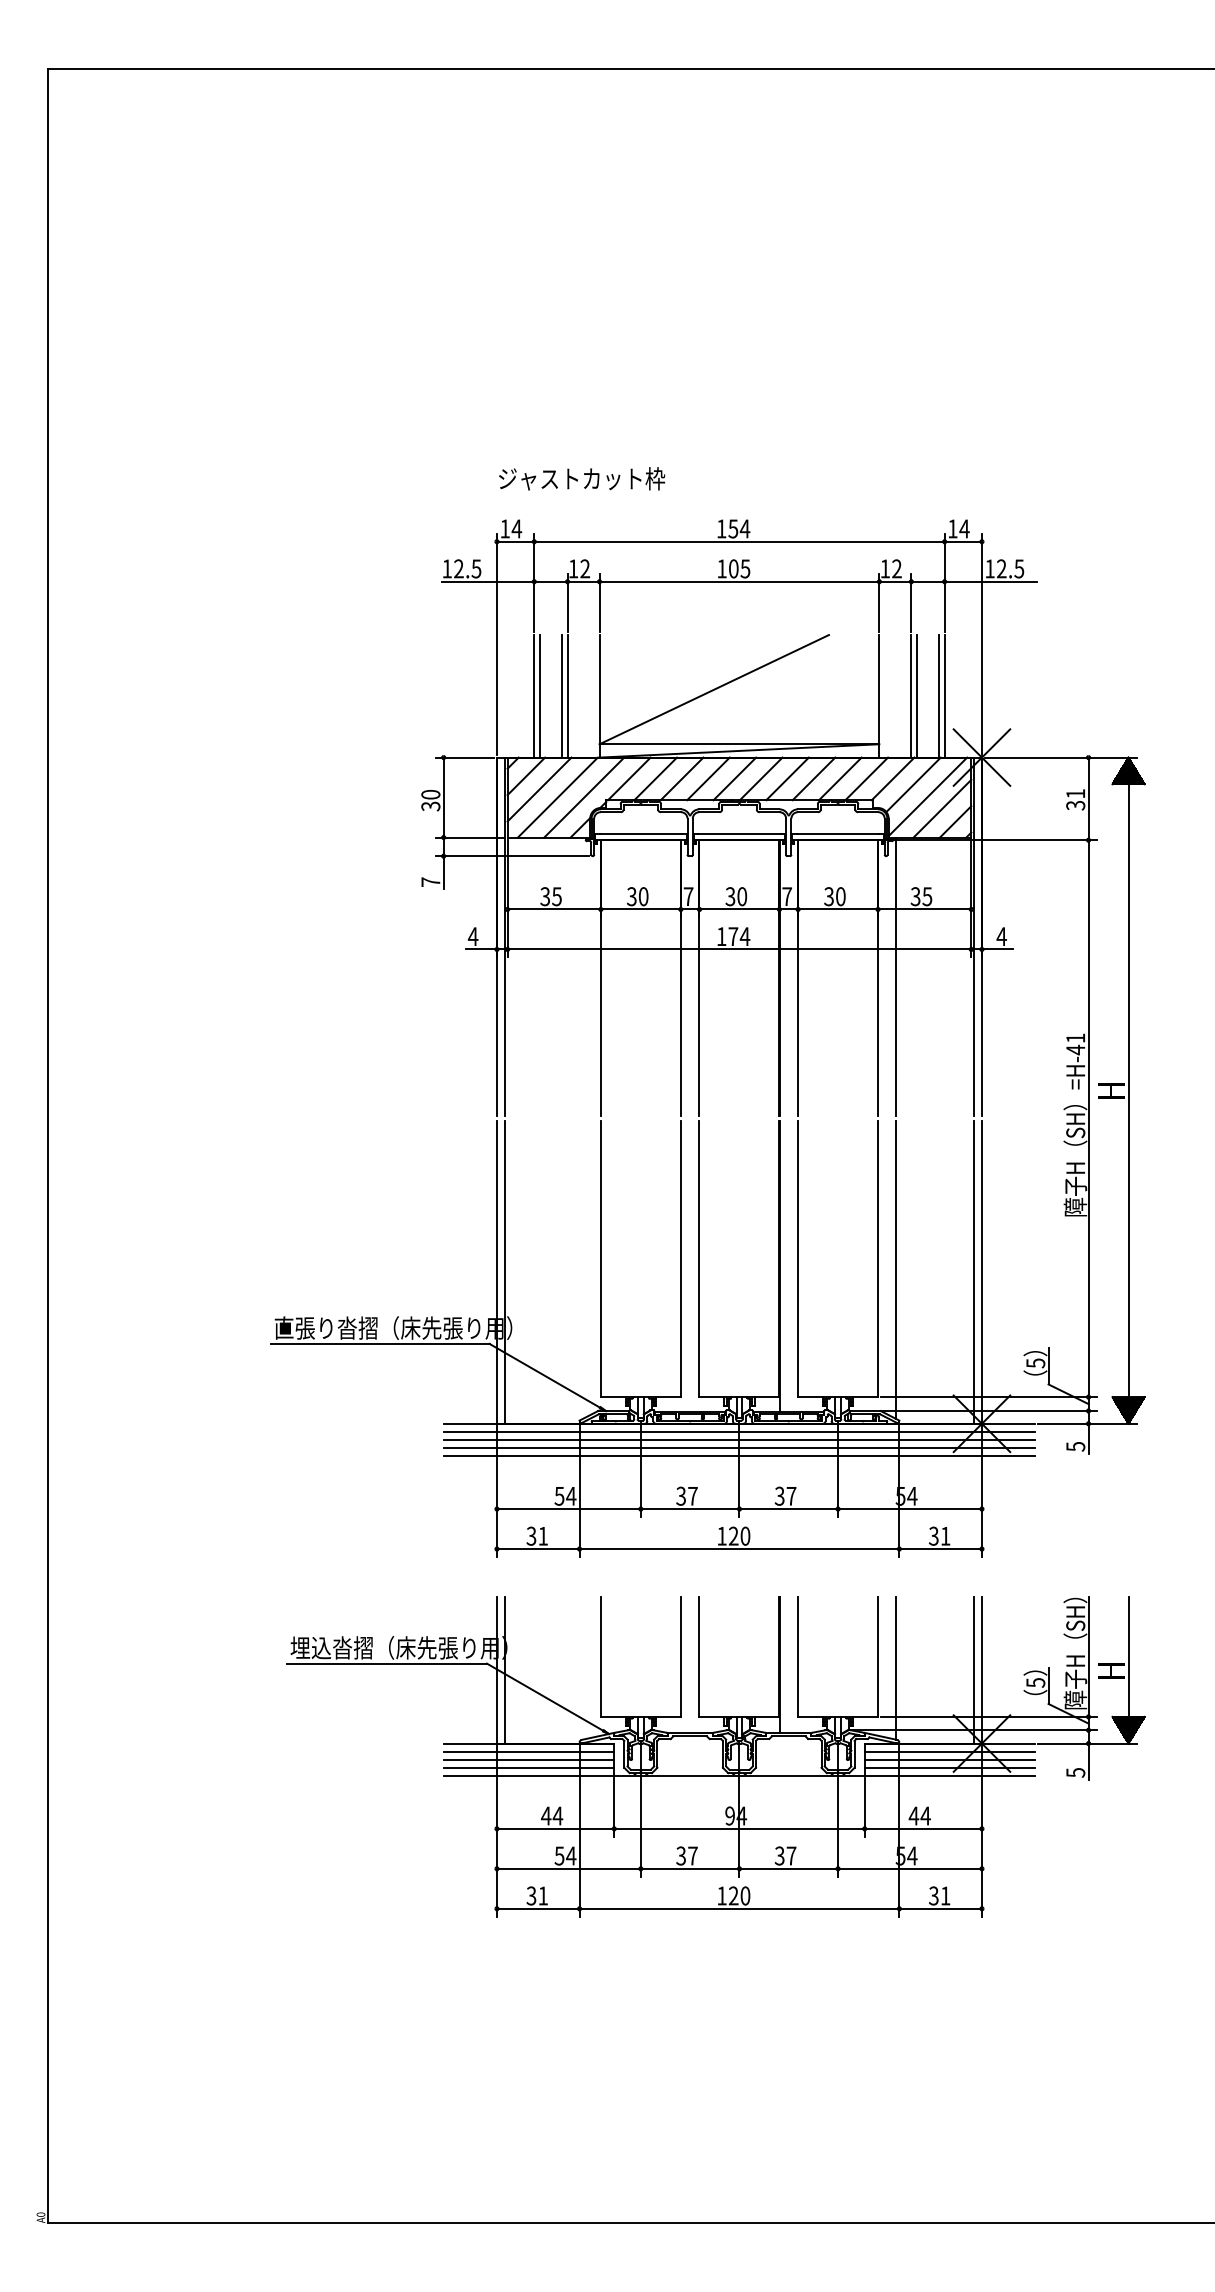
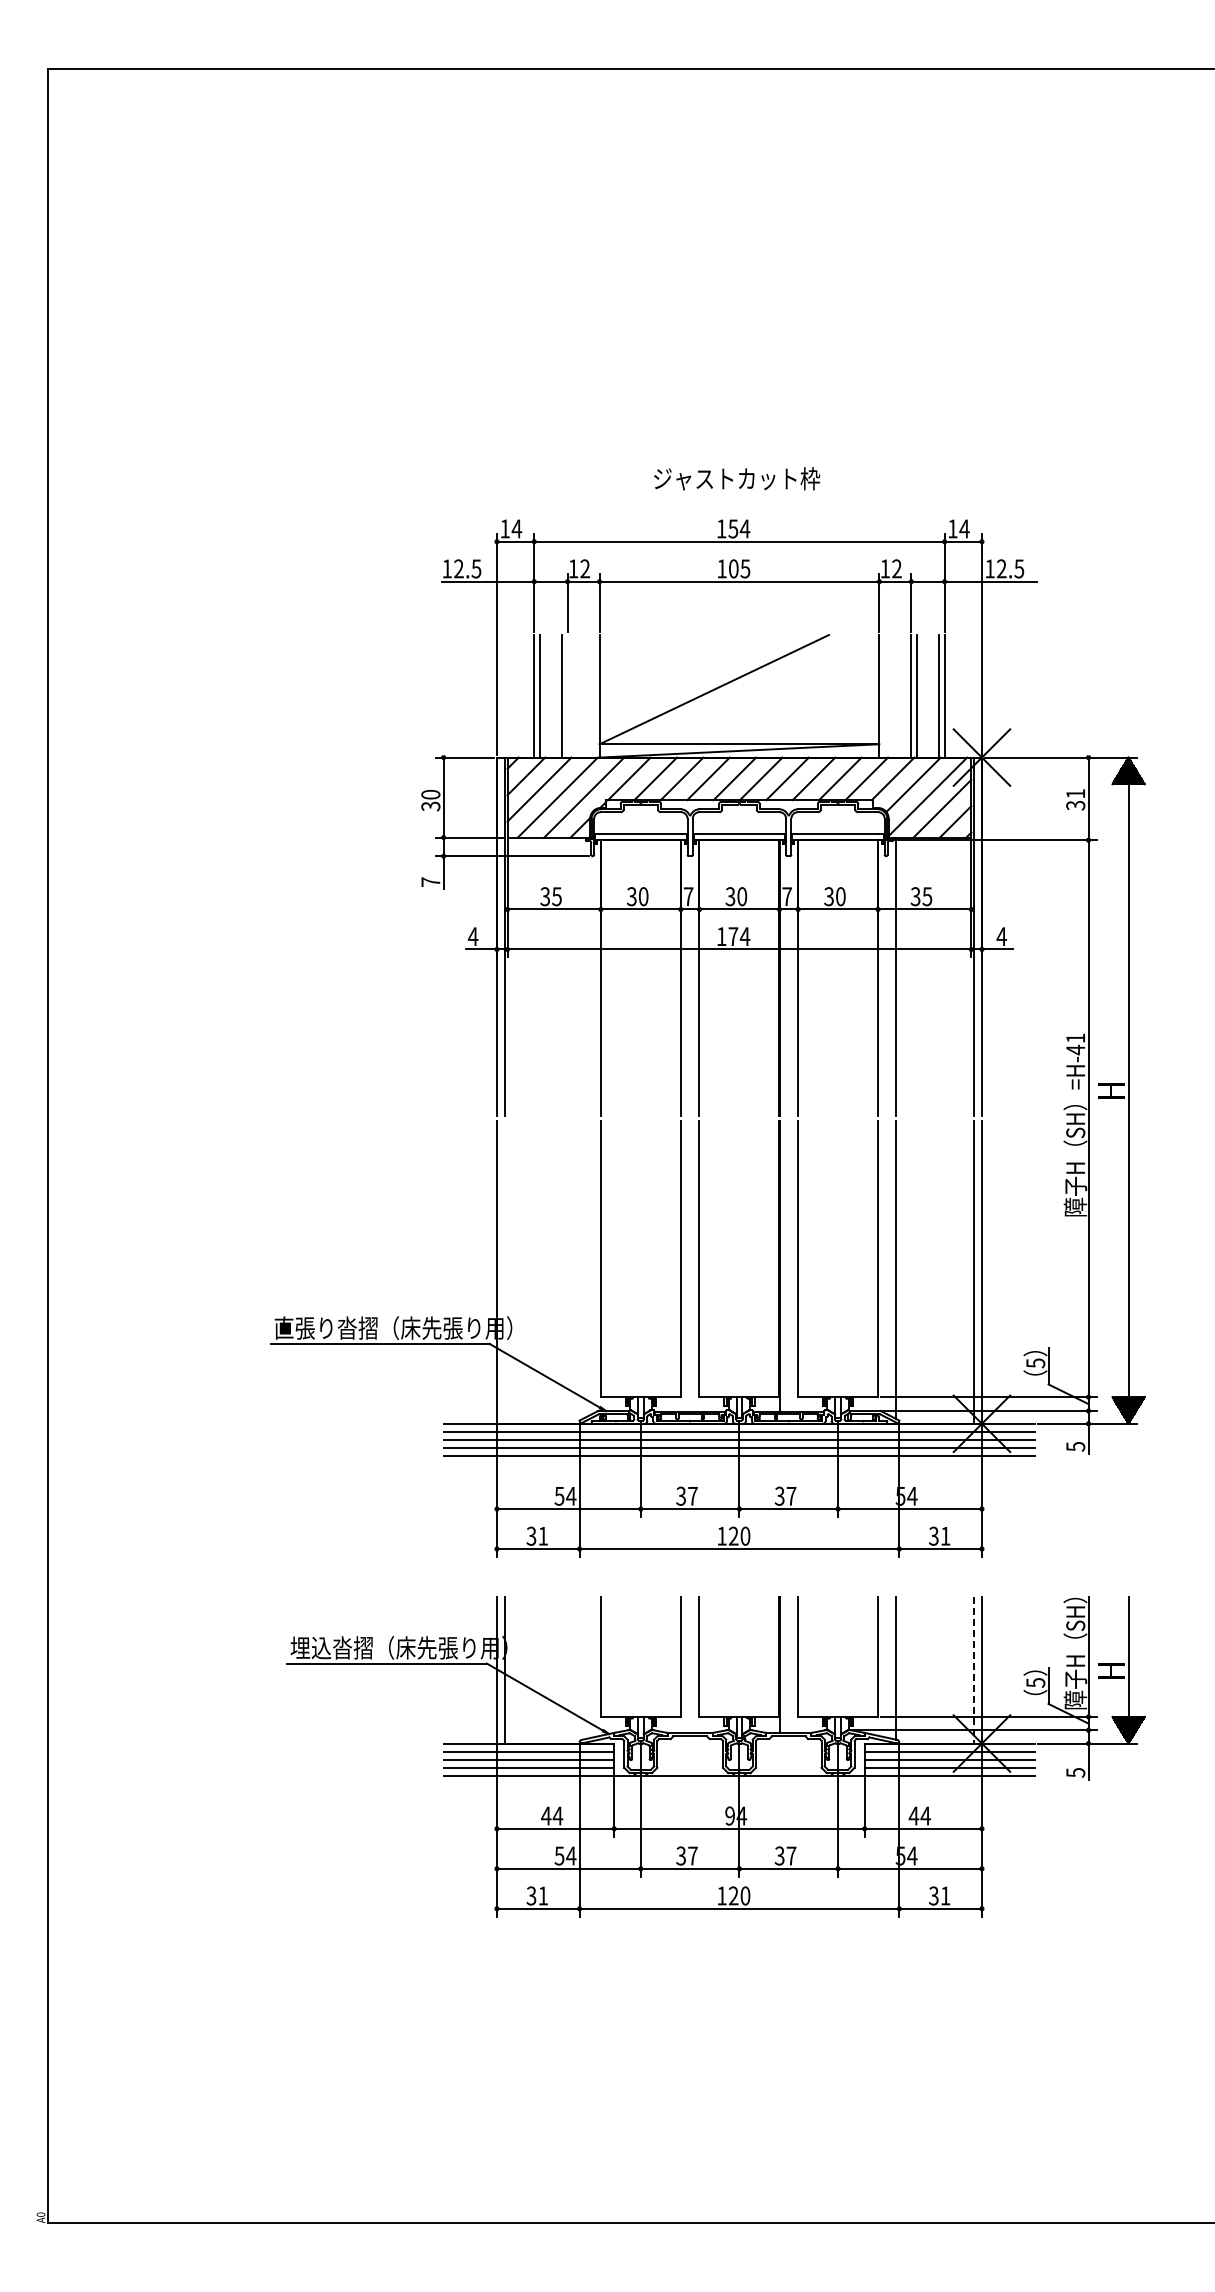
text position: (582, 478) -> (737, 478) (737, 478)
line: present -> none (567, 696)
line: present -> none (504, 1272)
line: solid -> dashed (973, 1670)
